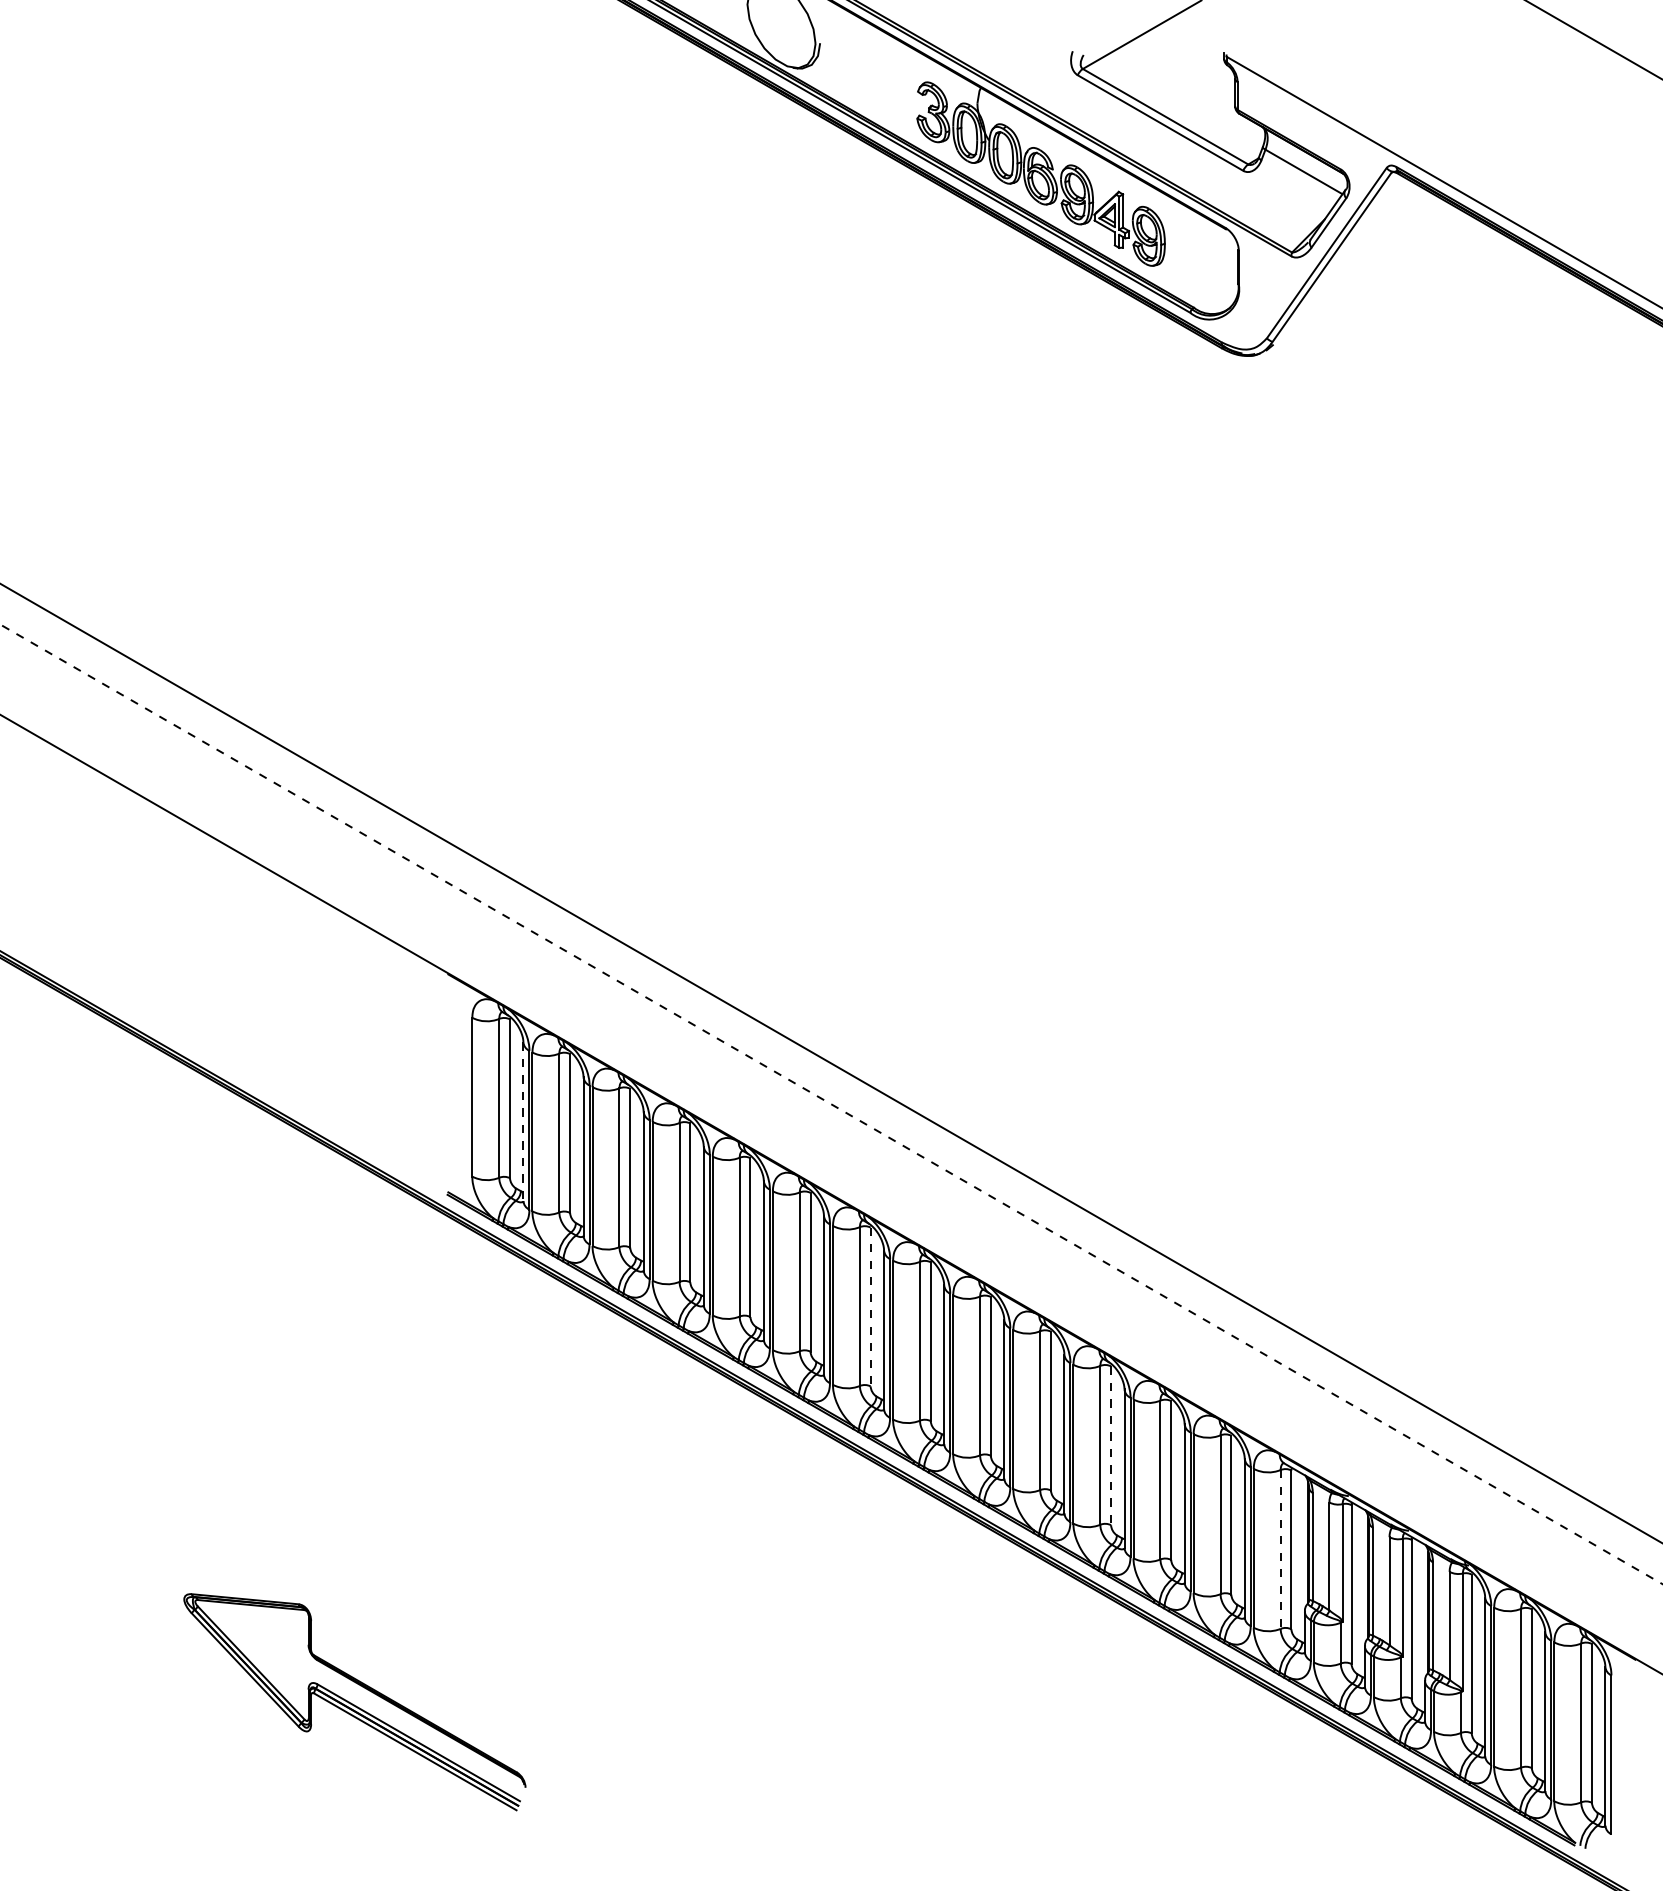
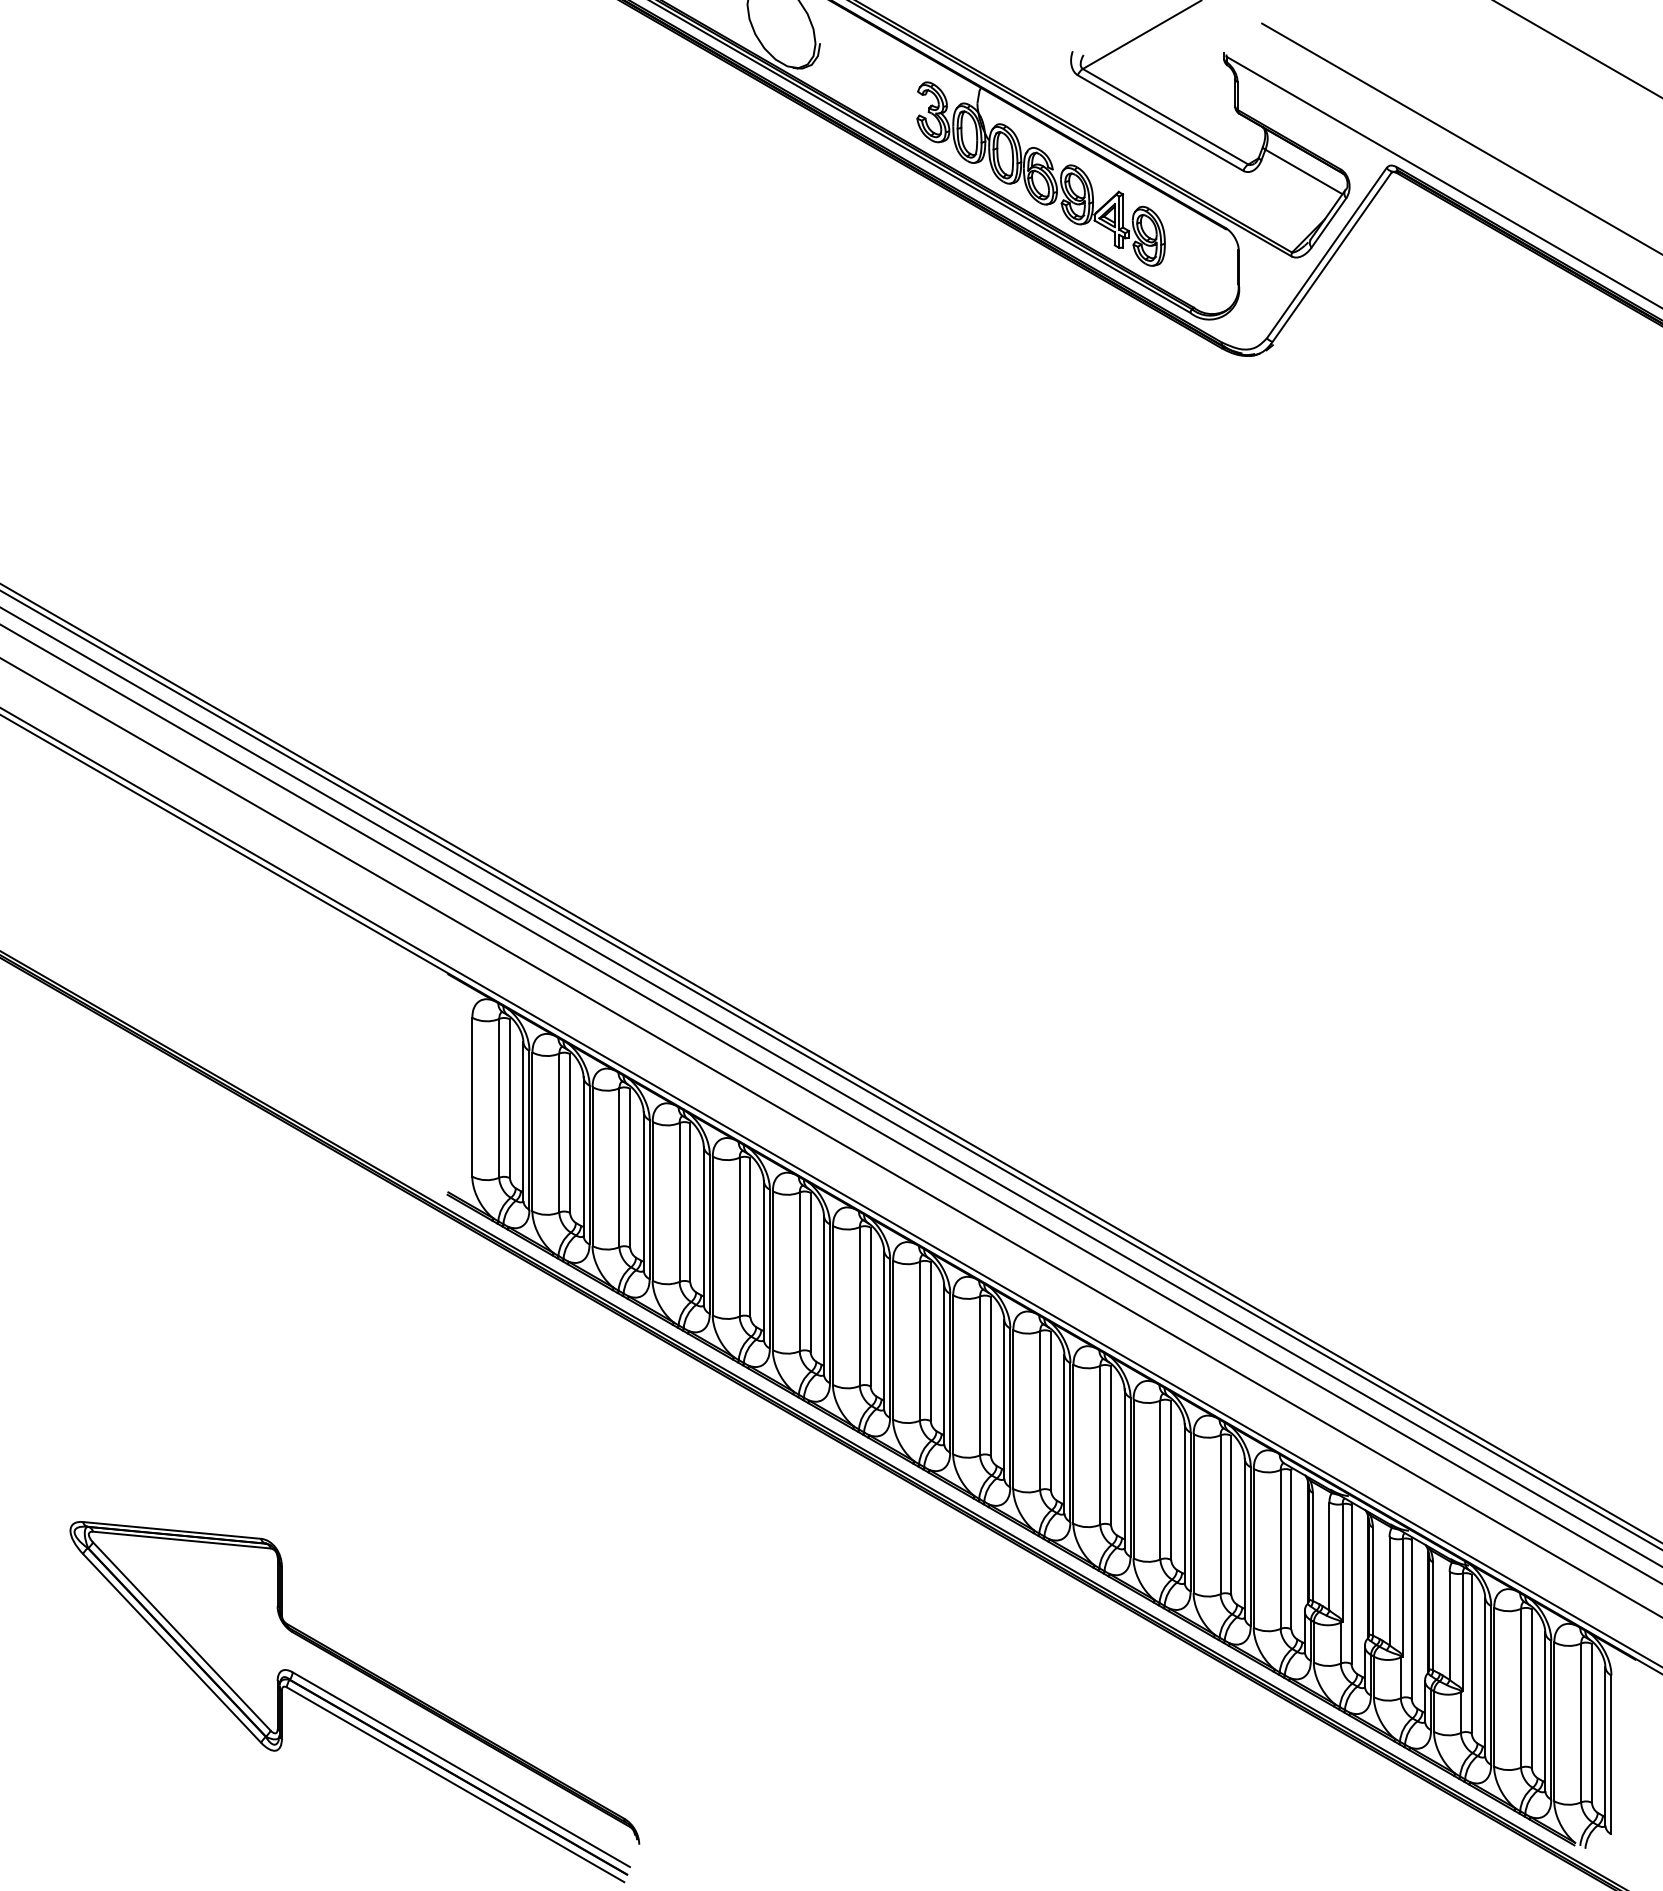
line position: (1593, 39) -> (1577, 49) (1577, 49)
line: none -> present (1460, 138)
line: none -> present (830, 1069)
line: none -> present (830, 1086)
line: dashed -> solid (831, 1104)
line: dashed -> solid (523, 1122)
line: none -> present (830, 1137)
line: none -> present (830, 1186)
line: dashed -> solid (870, 1307)
line: dashed -> solid (1111, 1446)
line: dashed -> solid (1280, 1549)
part size: 344x219 px -> 572x363 px (354, 1702)
